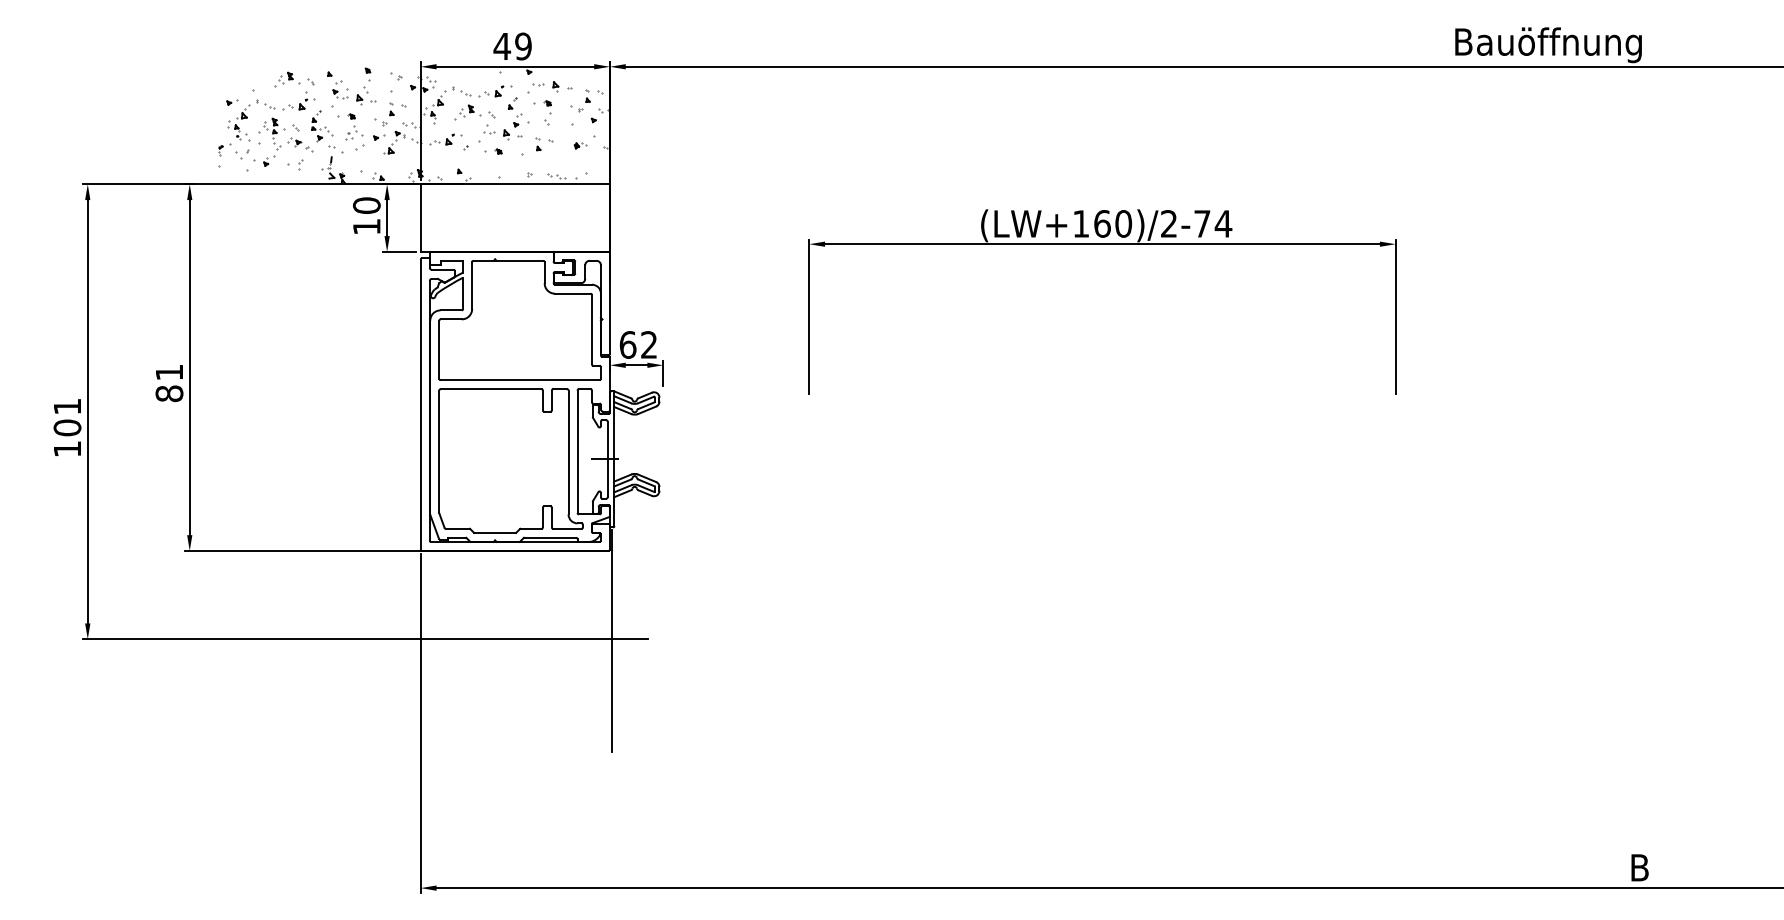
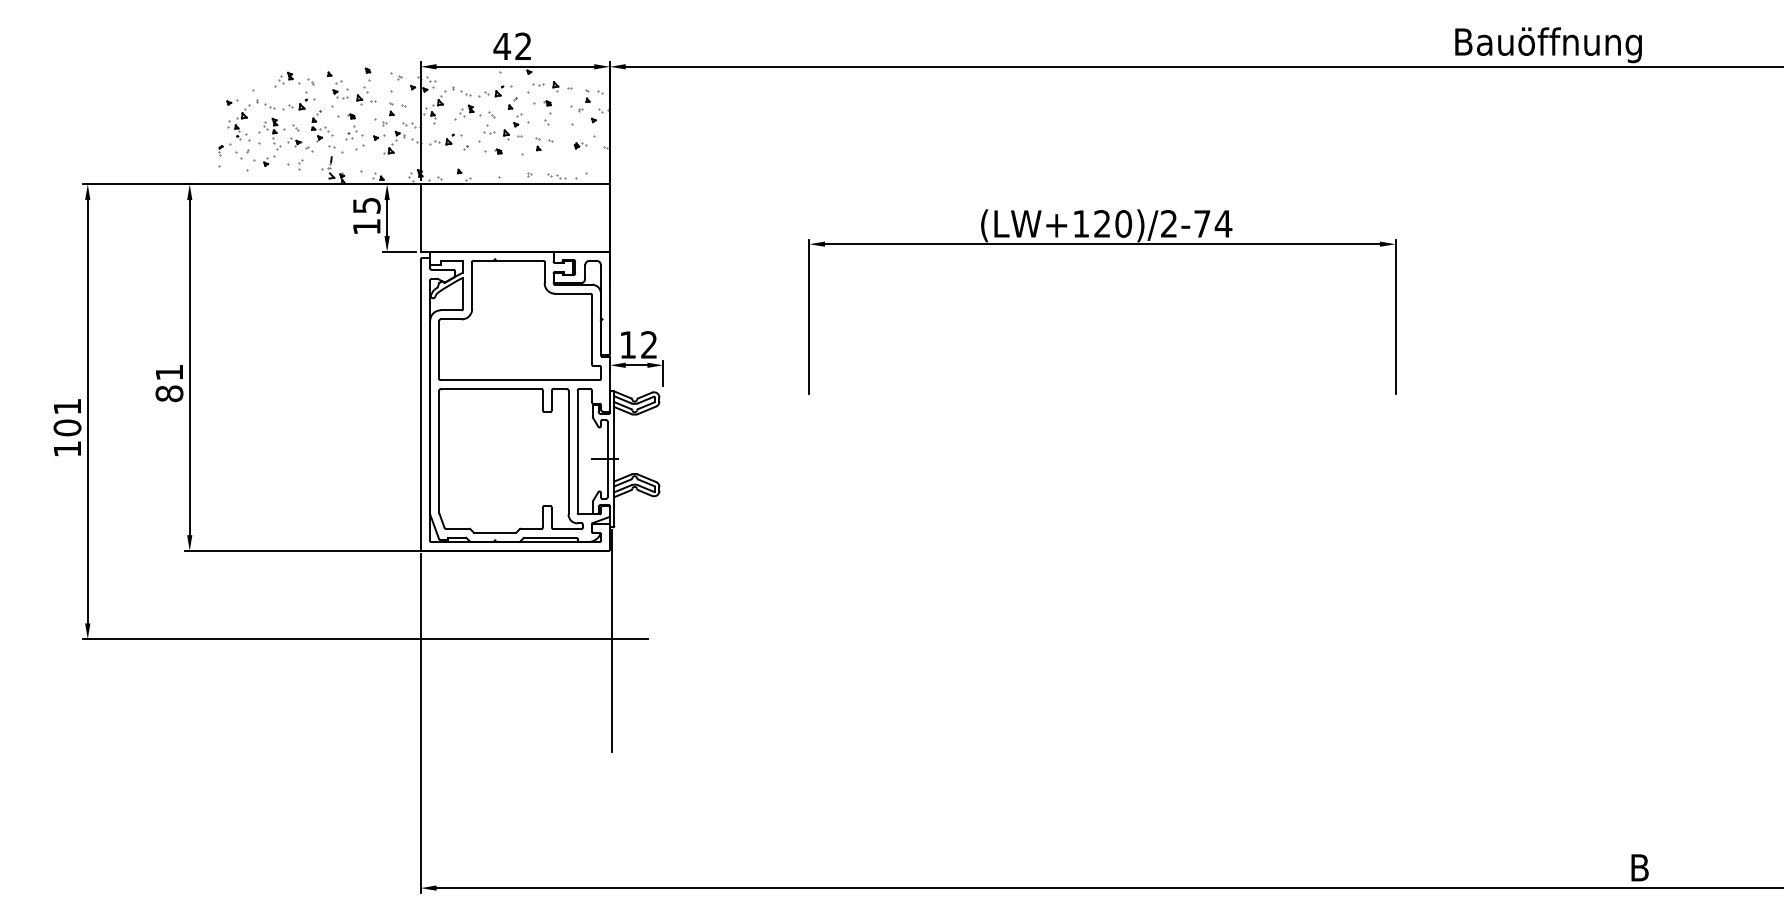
text: 49 -> 42 (523, 46)
text: 10 -> 15 (366, 205)
text: (LW+160)/2-74 -> (LW+120)/2-74 (1102, 223)
text: 62 -> 12 (627, 344)
